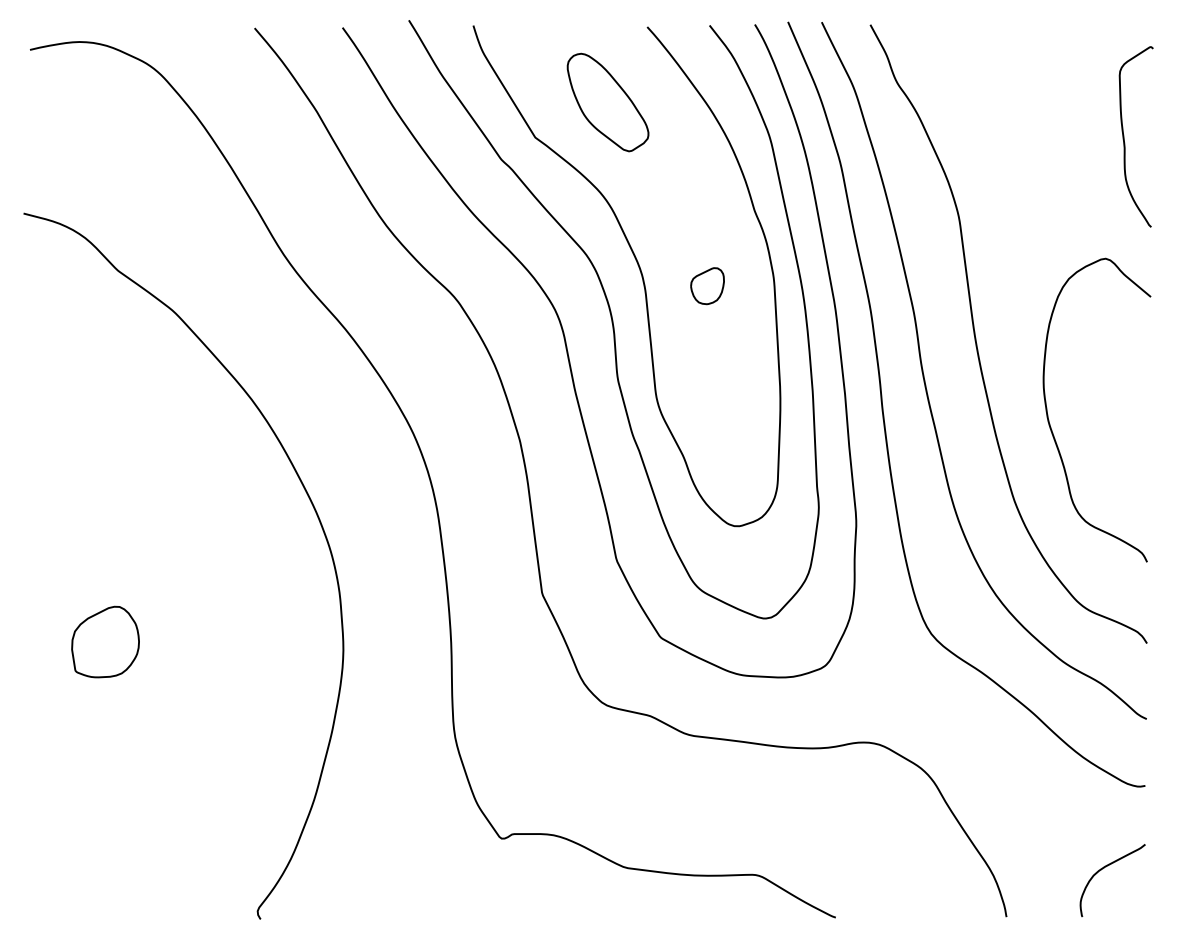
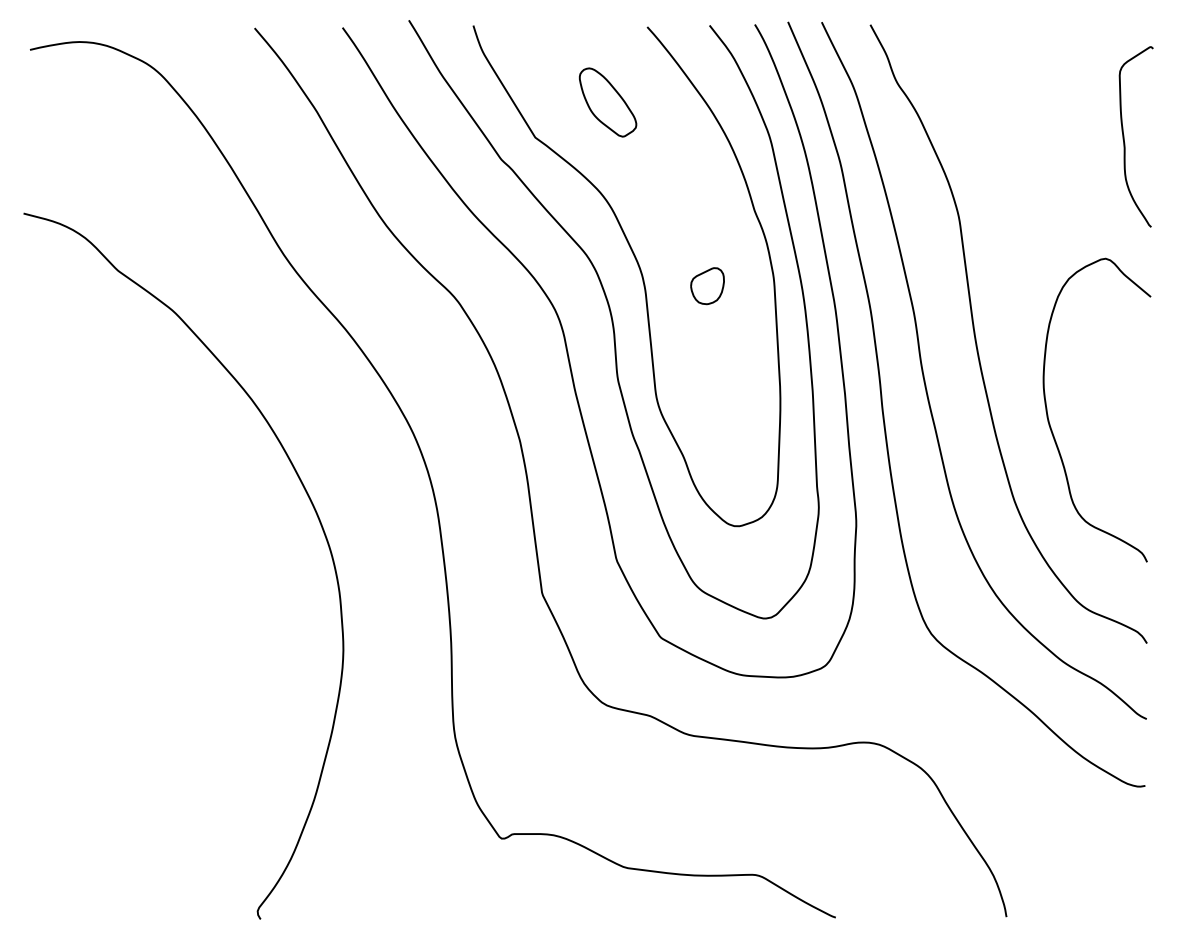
part size: 84x101 px -> 60x71 px (607, 102)
part: present -> none (105, 641)
curve: present -> none (1106, 867)
